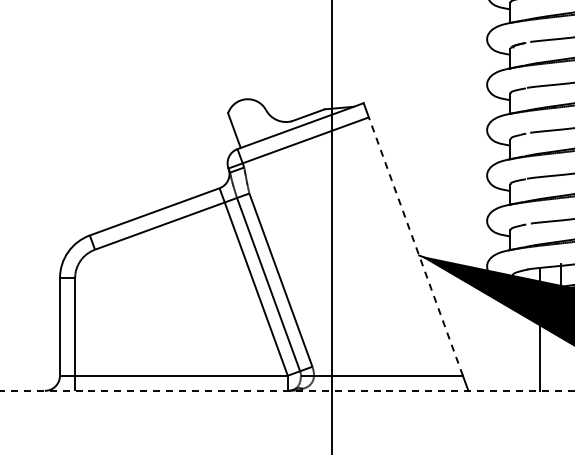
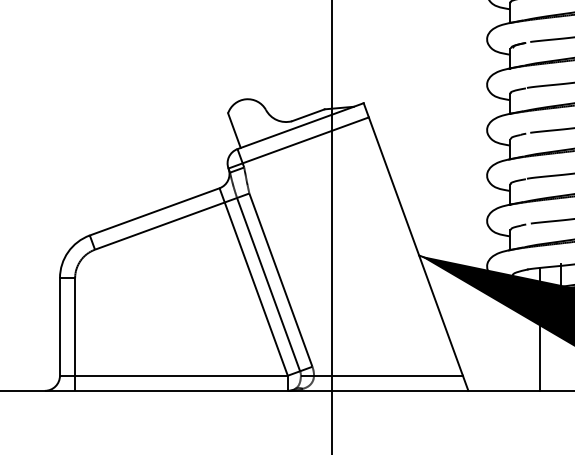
line: dashed -> solid (415, 246)
line: dashed -> solid (287, 390)
